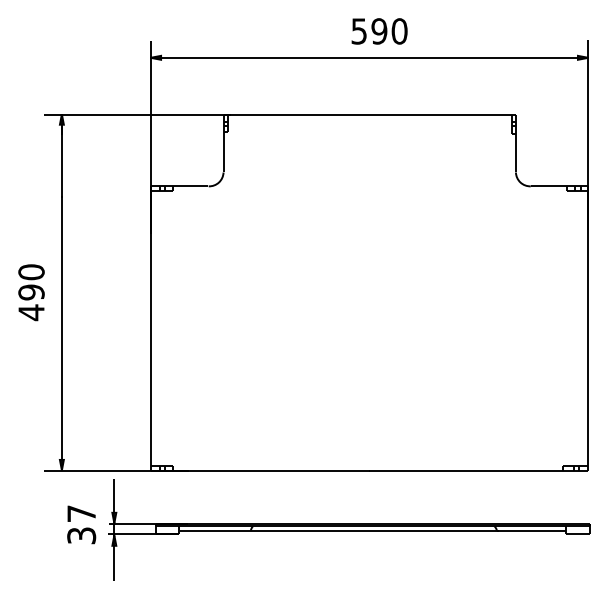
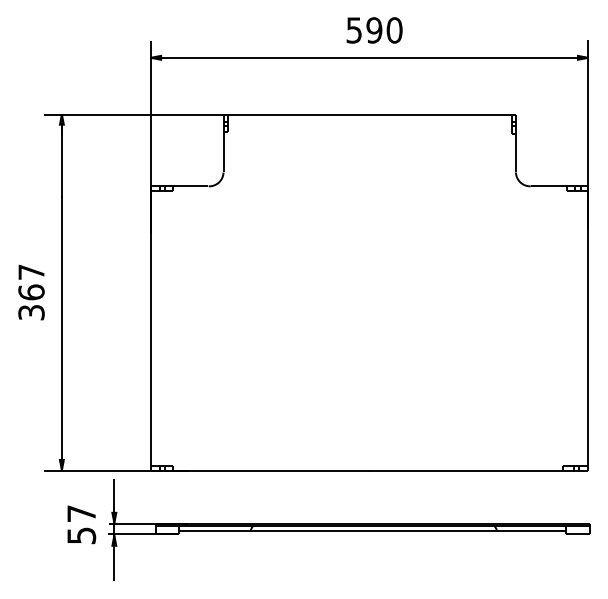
text position: (379, 31) -> (374, 30) (374, 30)
text: 490 -> 367 (31, 292)
text: 37 -> 57 (81, 535)
